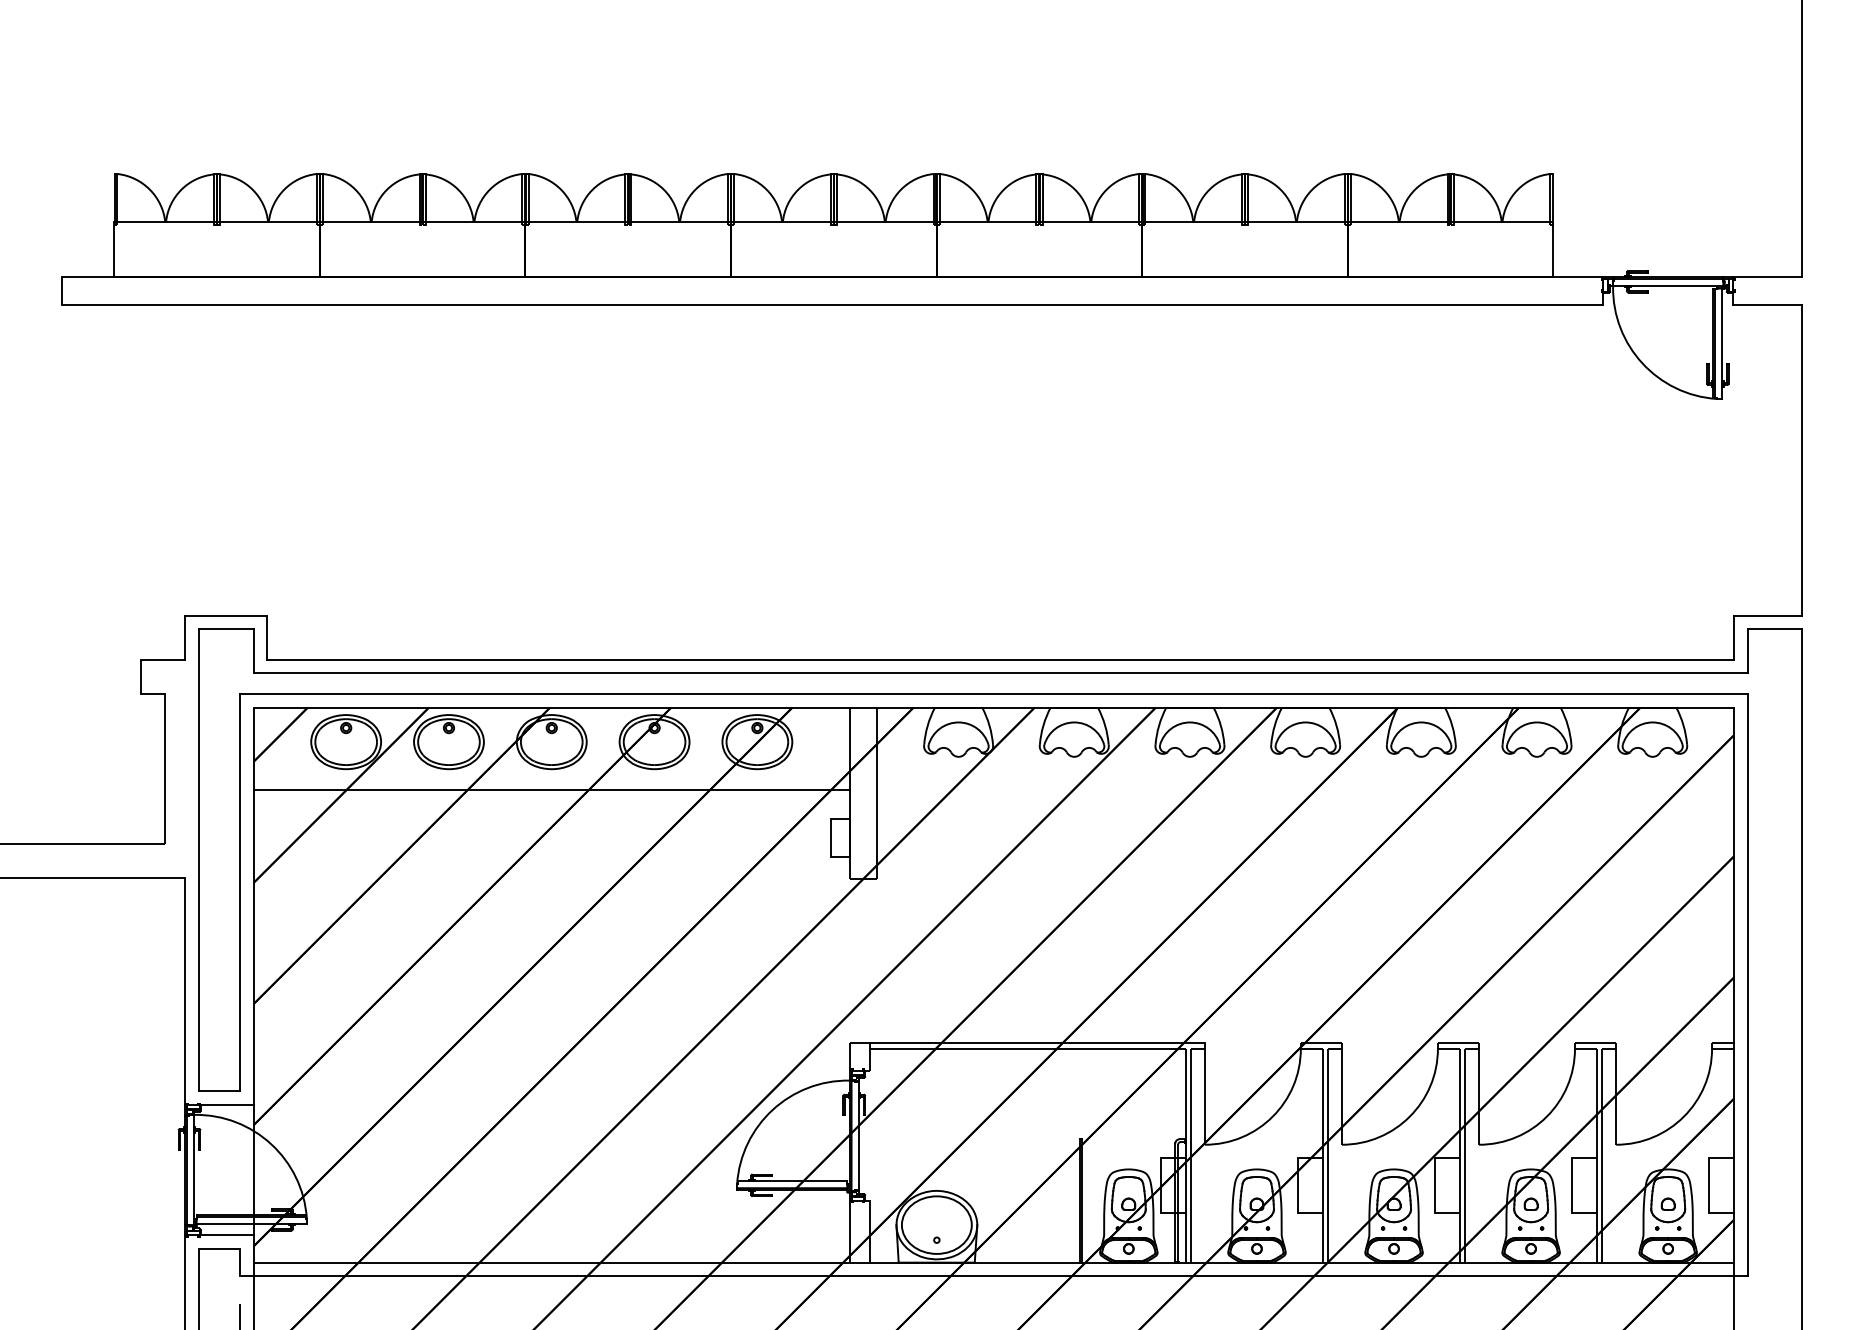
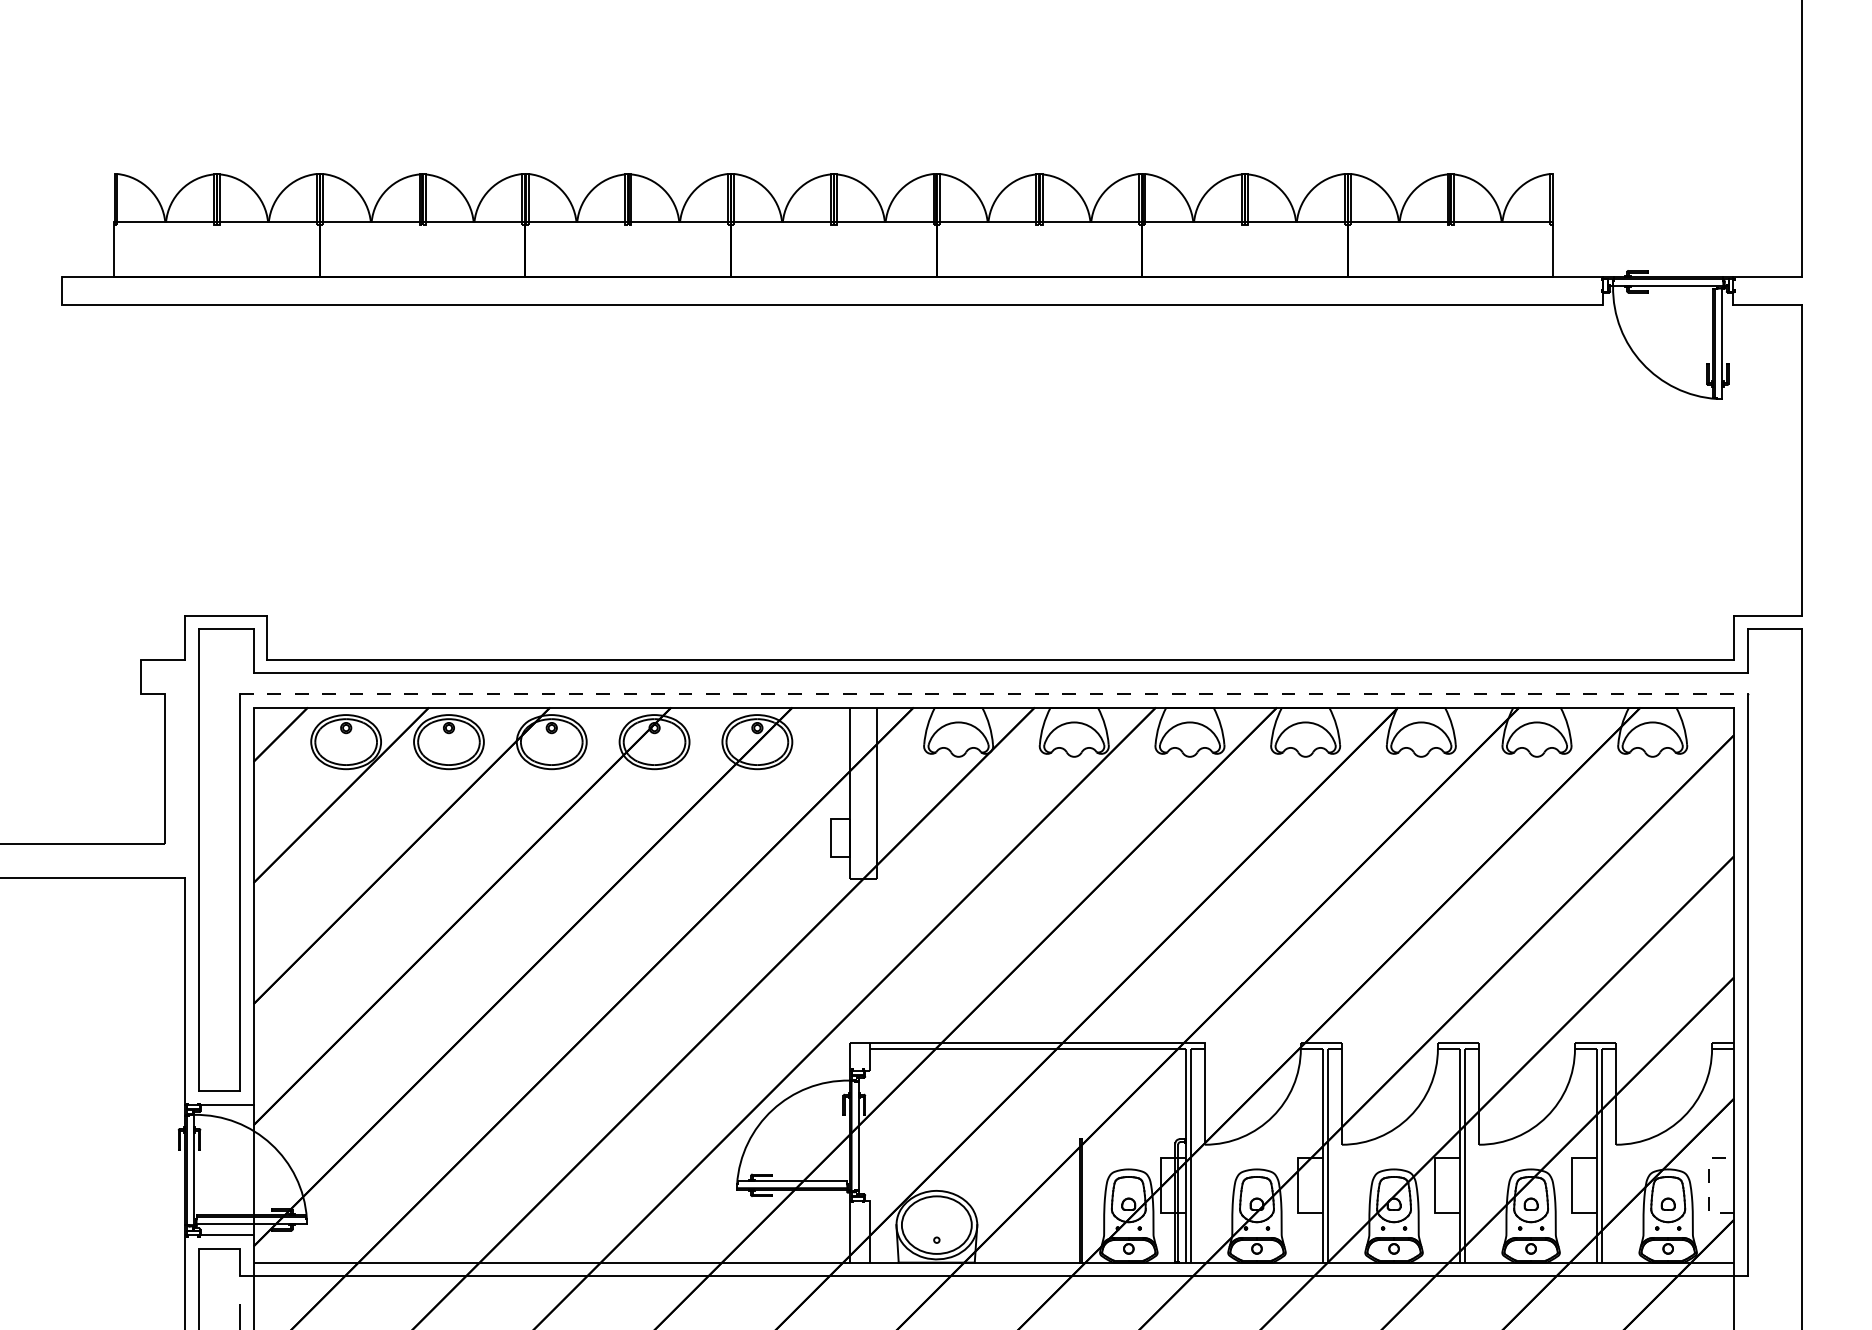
line: solid -> dashed (993, 693)
line: present -> none (551, 789)
line: solid -> dashed (1709, 1185)
